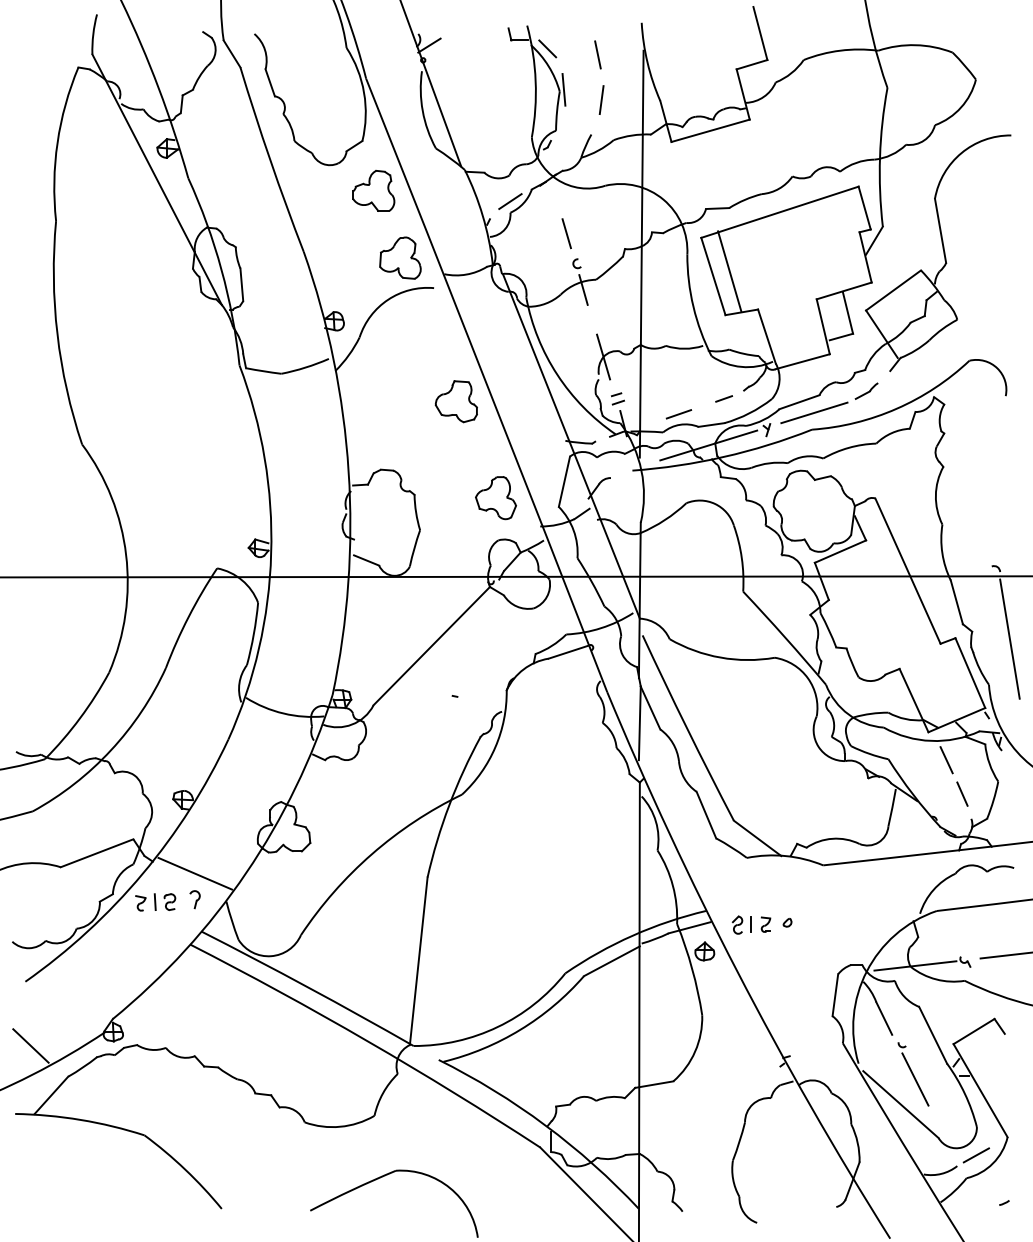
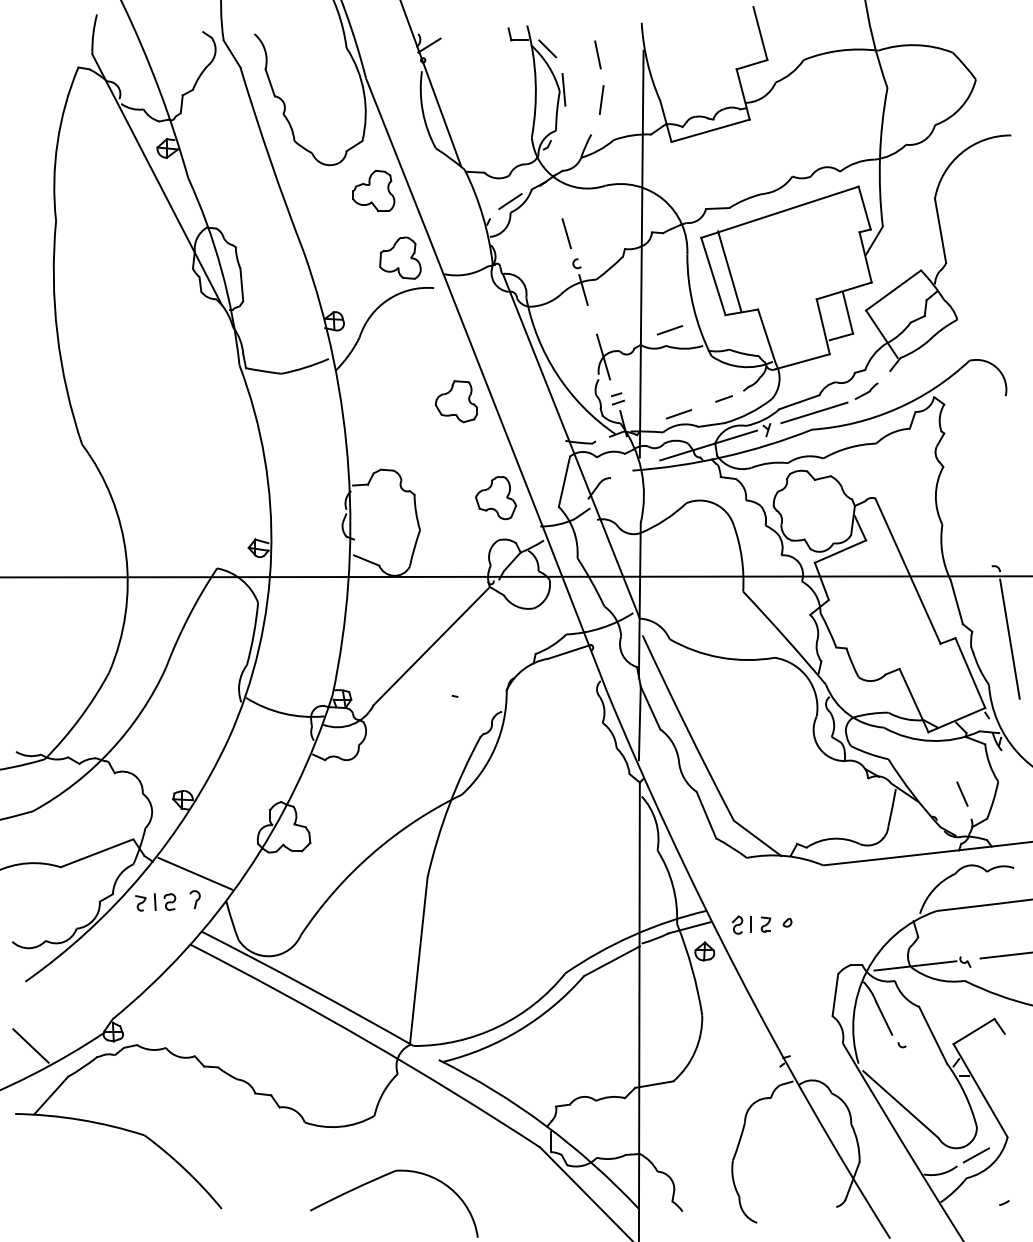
line: none -> present (669, 330)
line: present -> none (946, 760)
line: present -> none (915, 1079)
